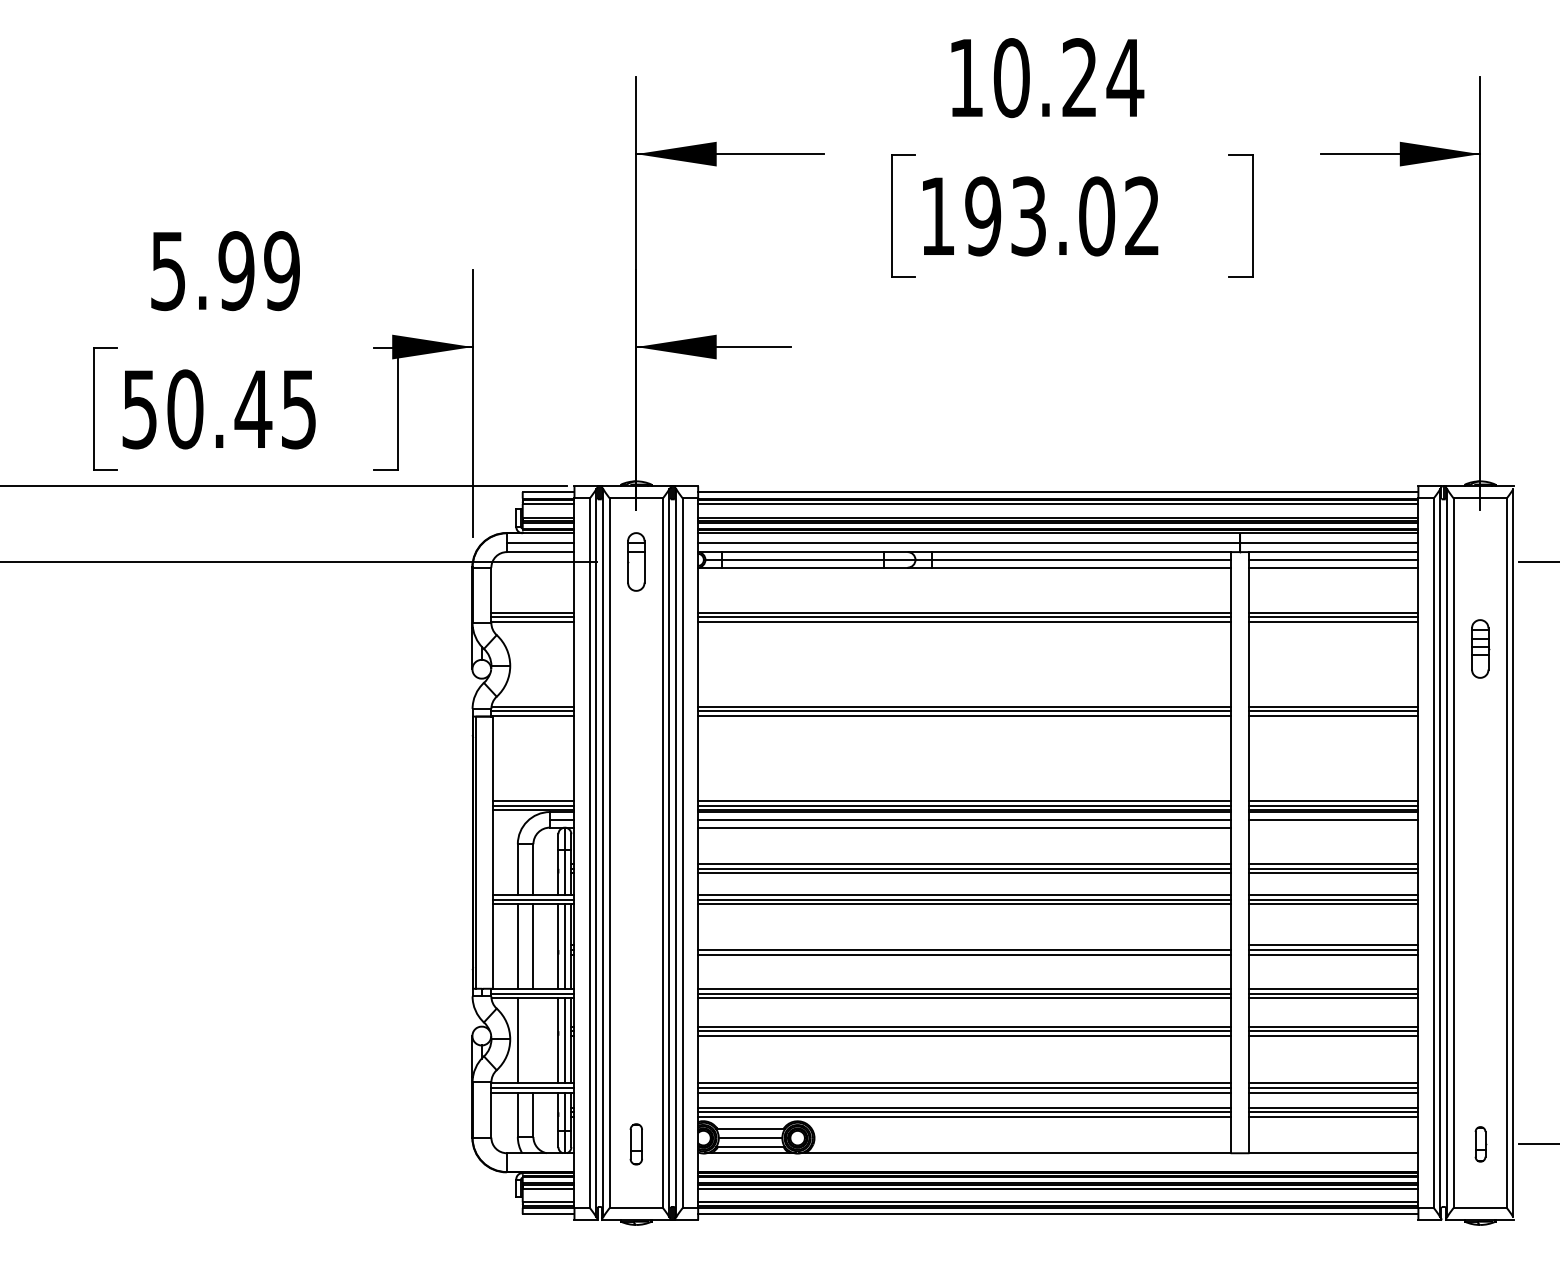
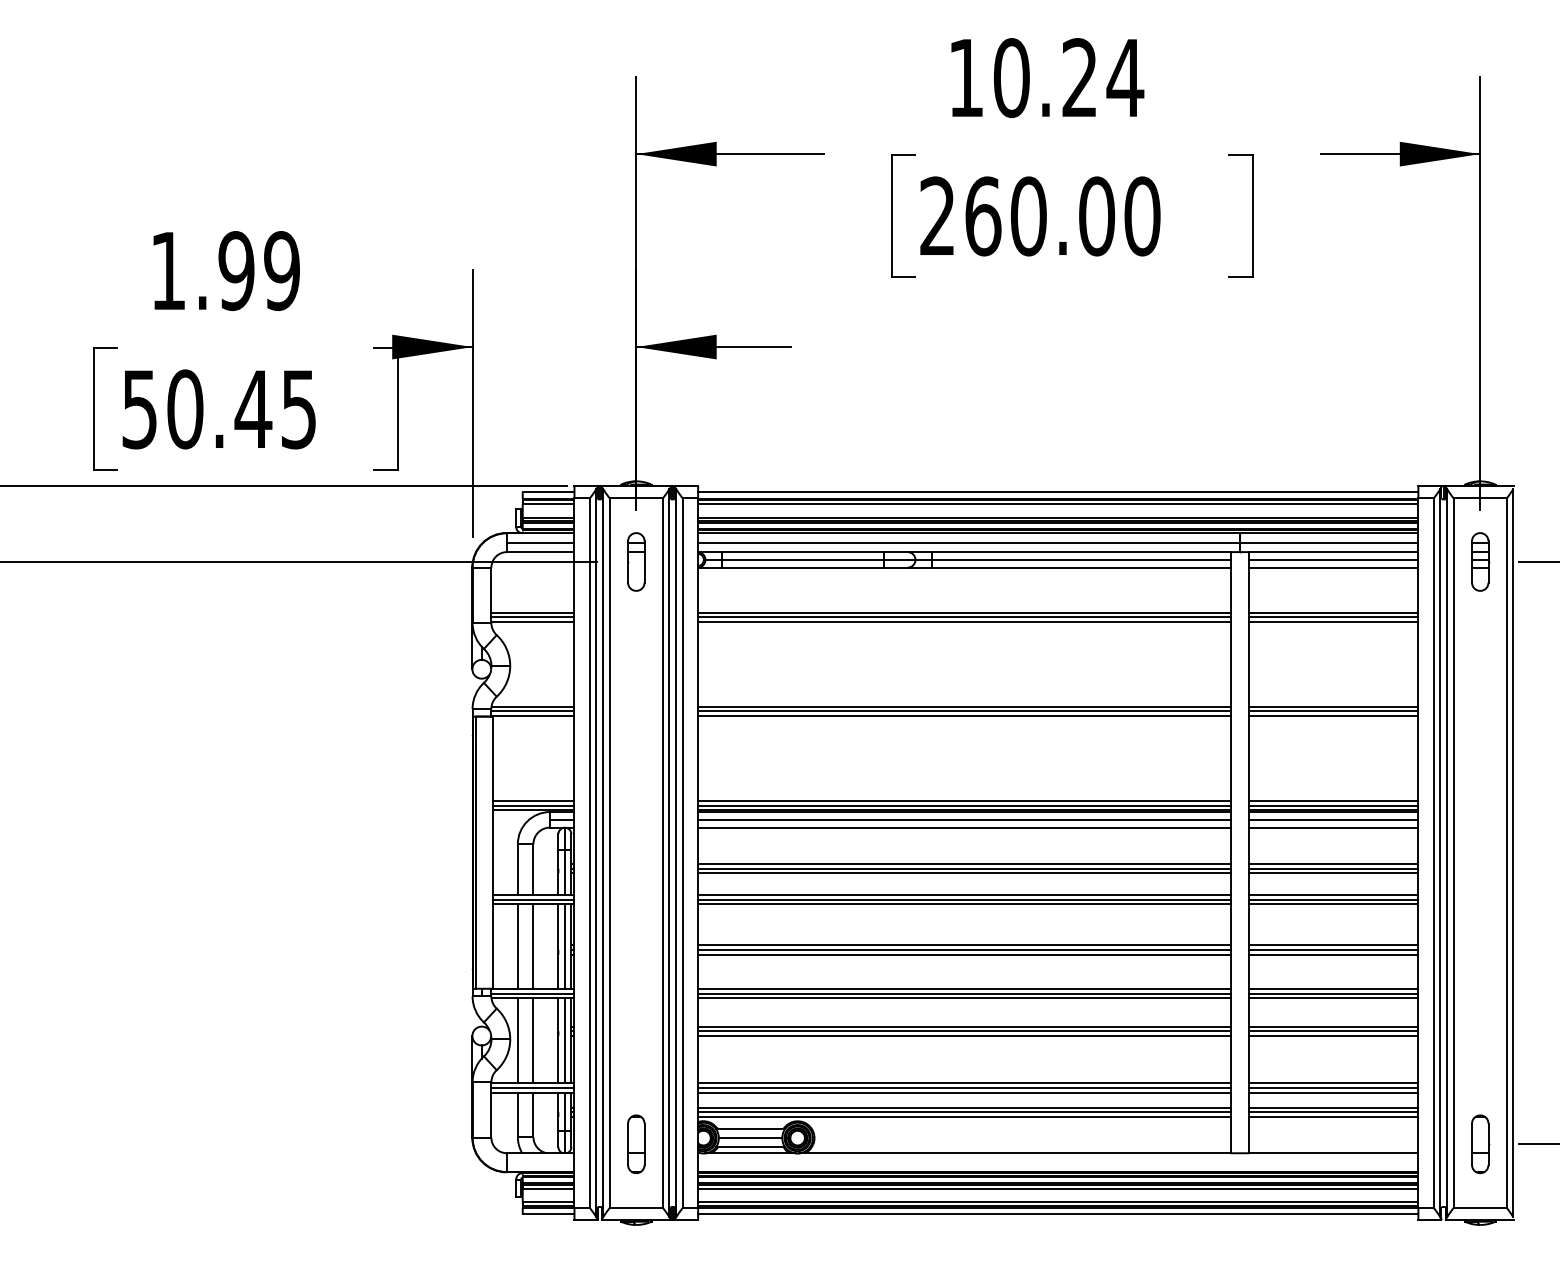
text: 193.02 -> 260.00 (1040, 216)
text: 5.99 -> 1.99 (167, 271)
part position: (1480, 648) -> (1480, 561) (1480, 561)
line: none -> present (1333, 827)
line: none -> present (964, 945)
line: none -> present (533, 1040)
part size: 14x43 px -> 19x61 px (636, 1144)
part size: 14x37 px -> 20x61 px (1480, 1144)
